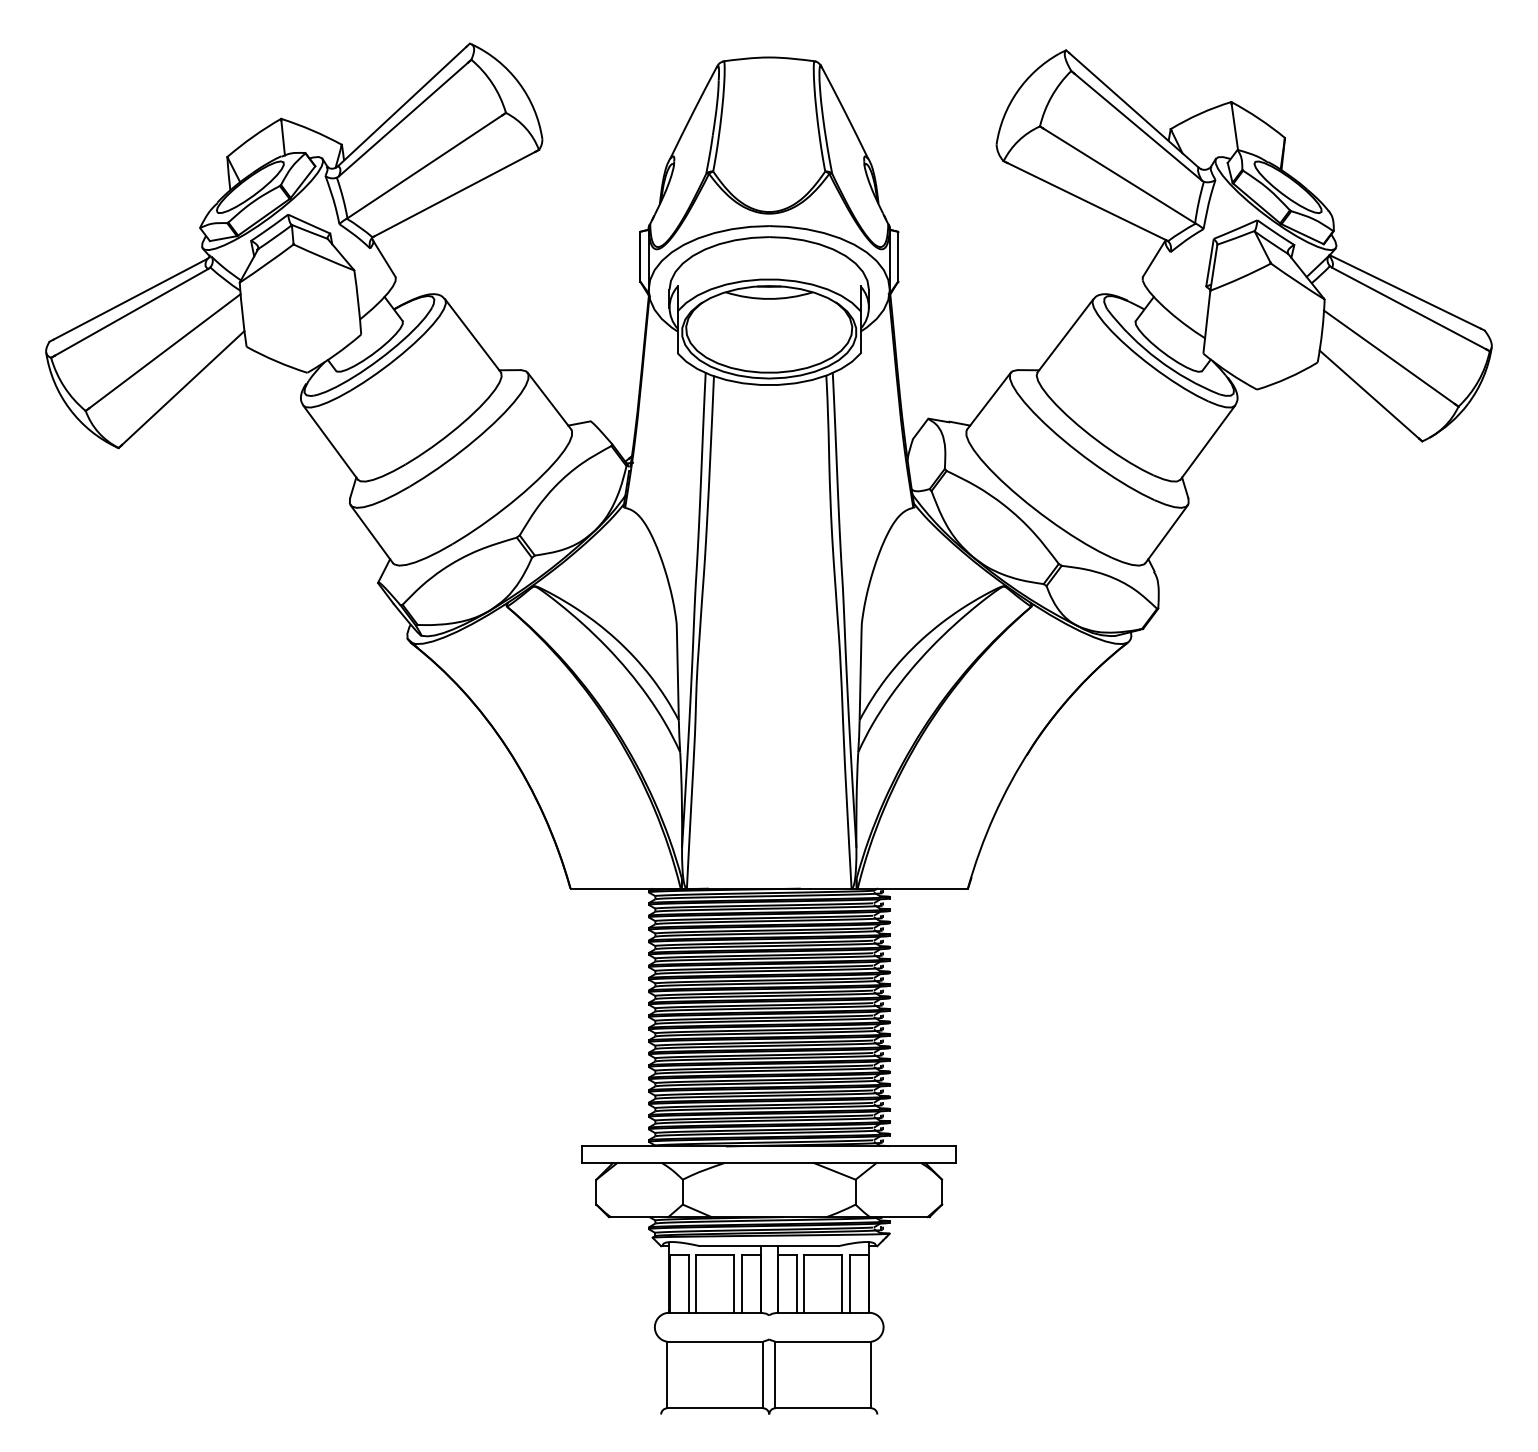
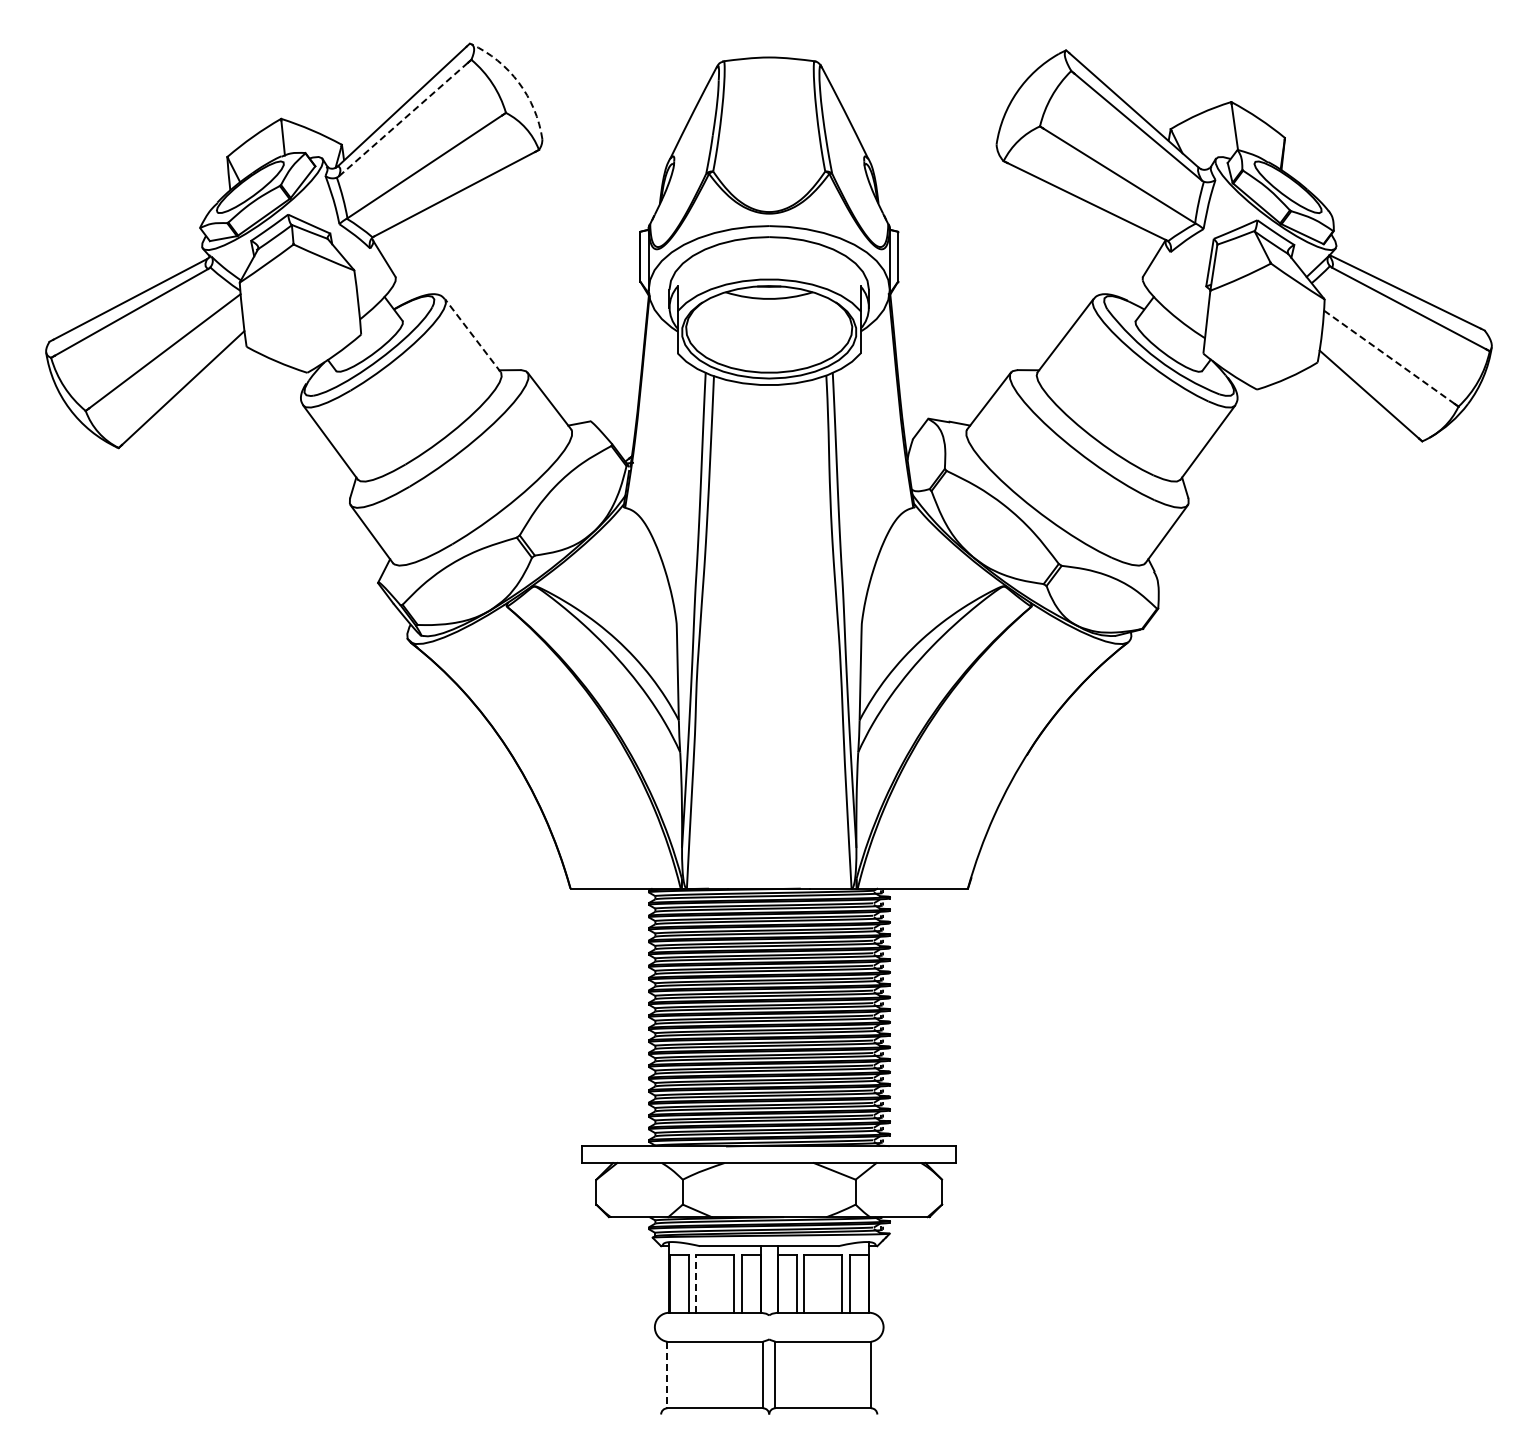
arc: solid -> dashed (518, 82)
line: solid -> dashed (403, 119)
line: solid -> dashed (473, 335)
line: solid -> dashed (1389, 357)
line: solid -> dashed (696, 1283)
line: solid -> dashed (667, 1375)
